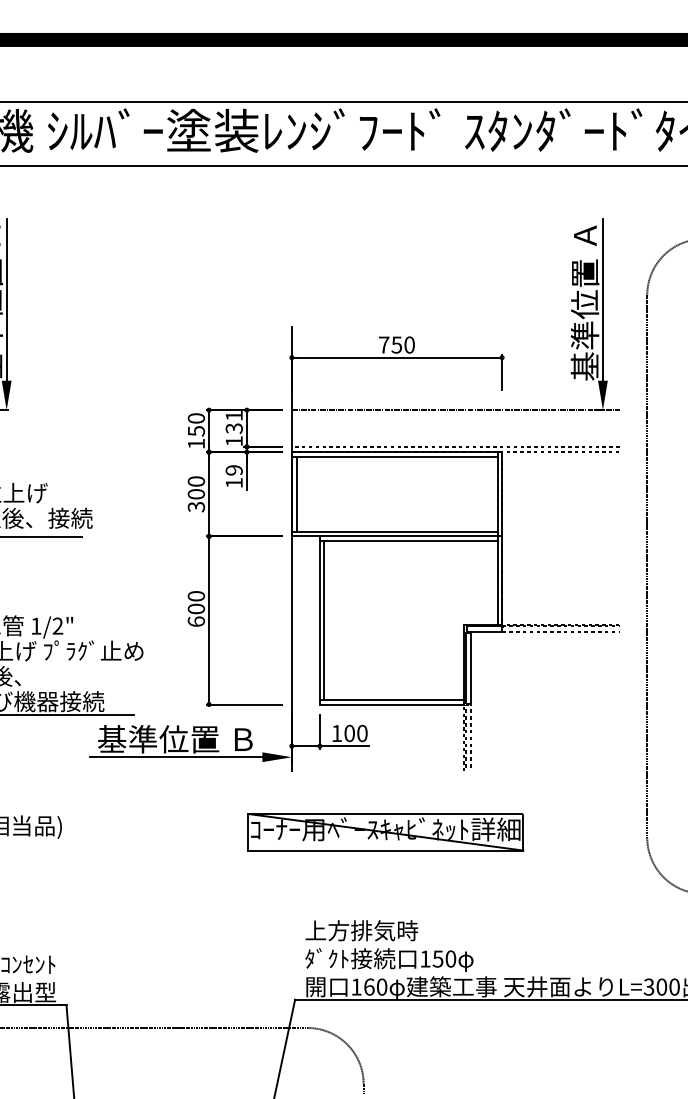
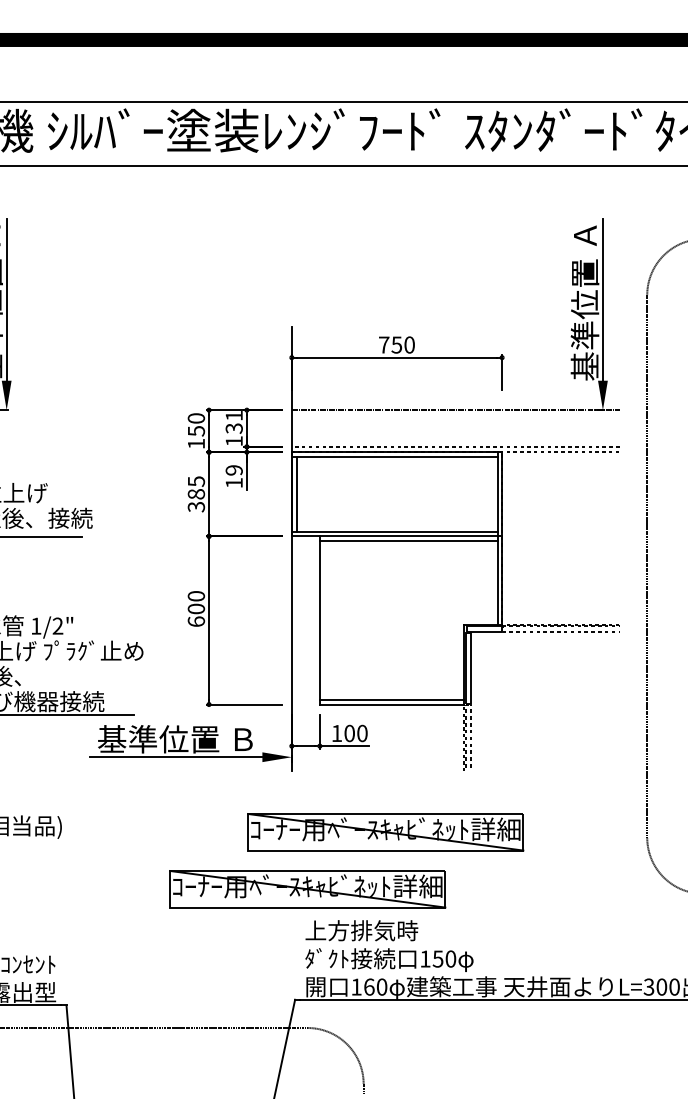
text: 300 -> 385 (195, 487)
line: present -> none (324, 620)
part: none -> present (307, 889)
